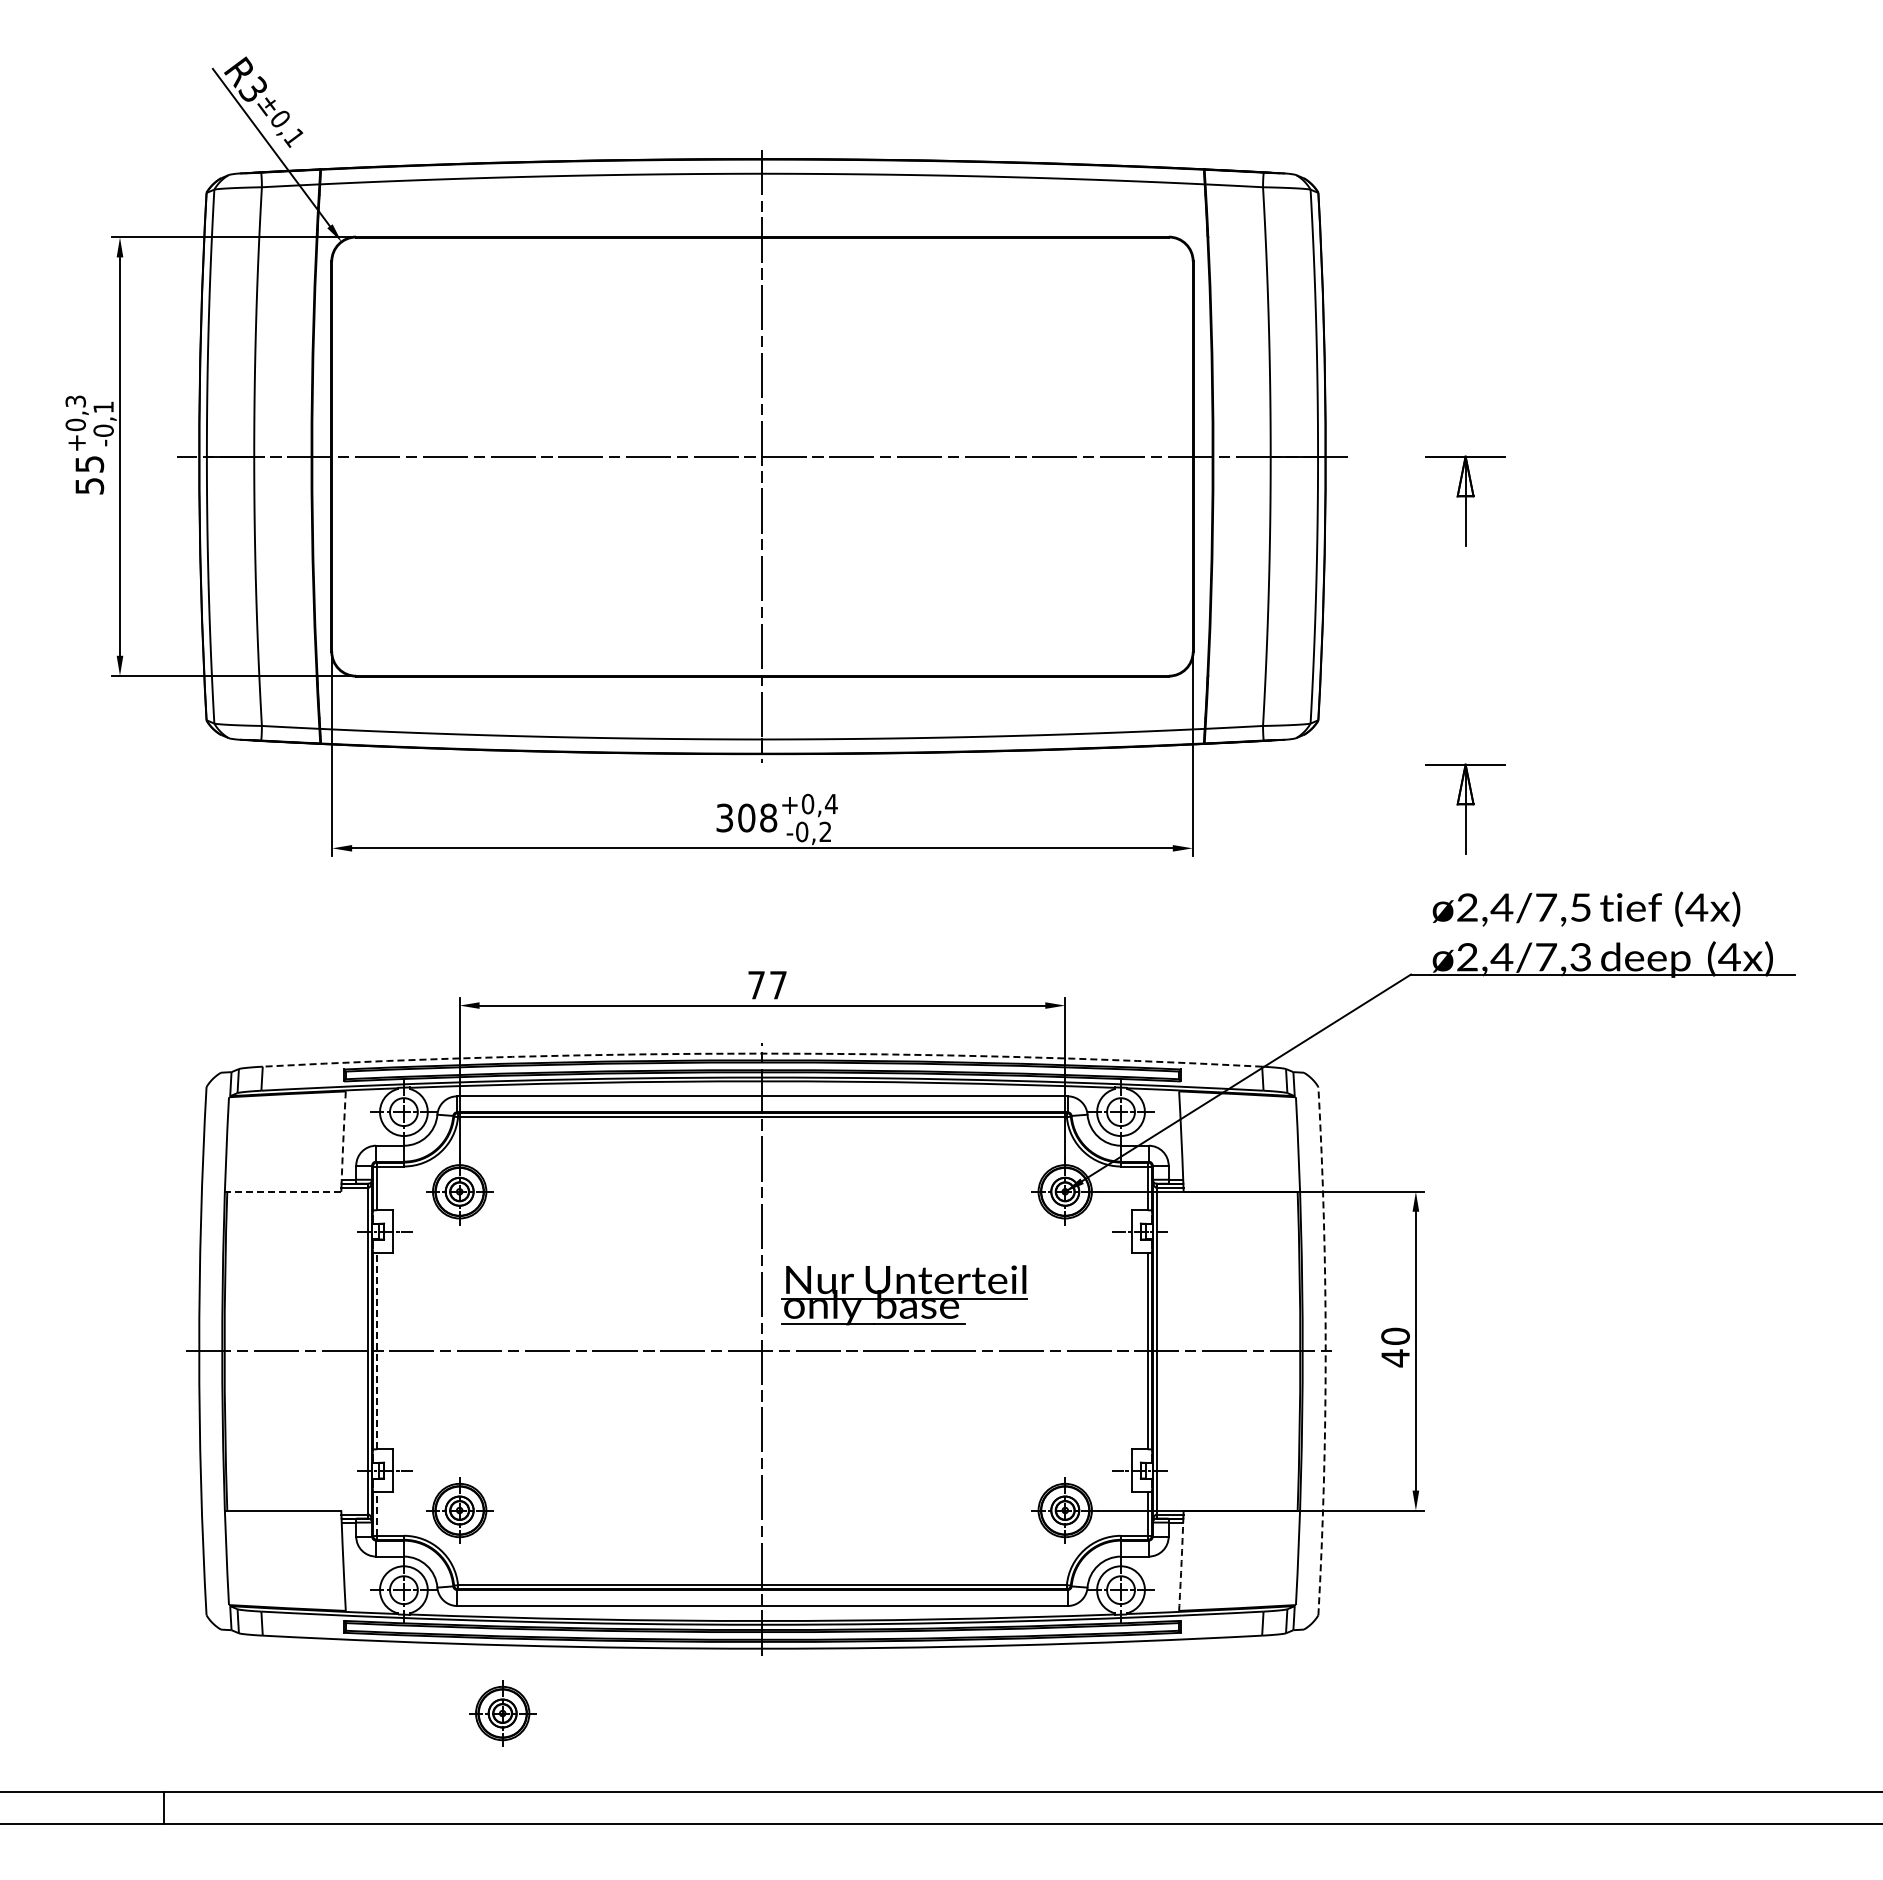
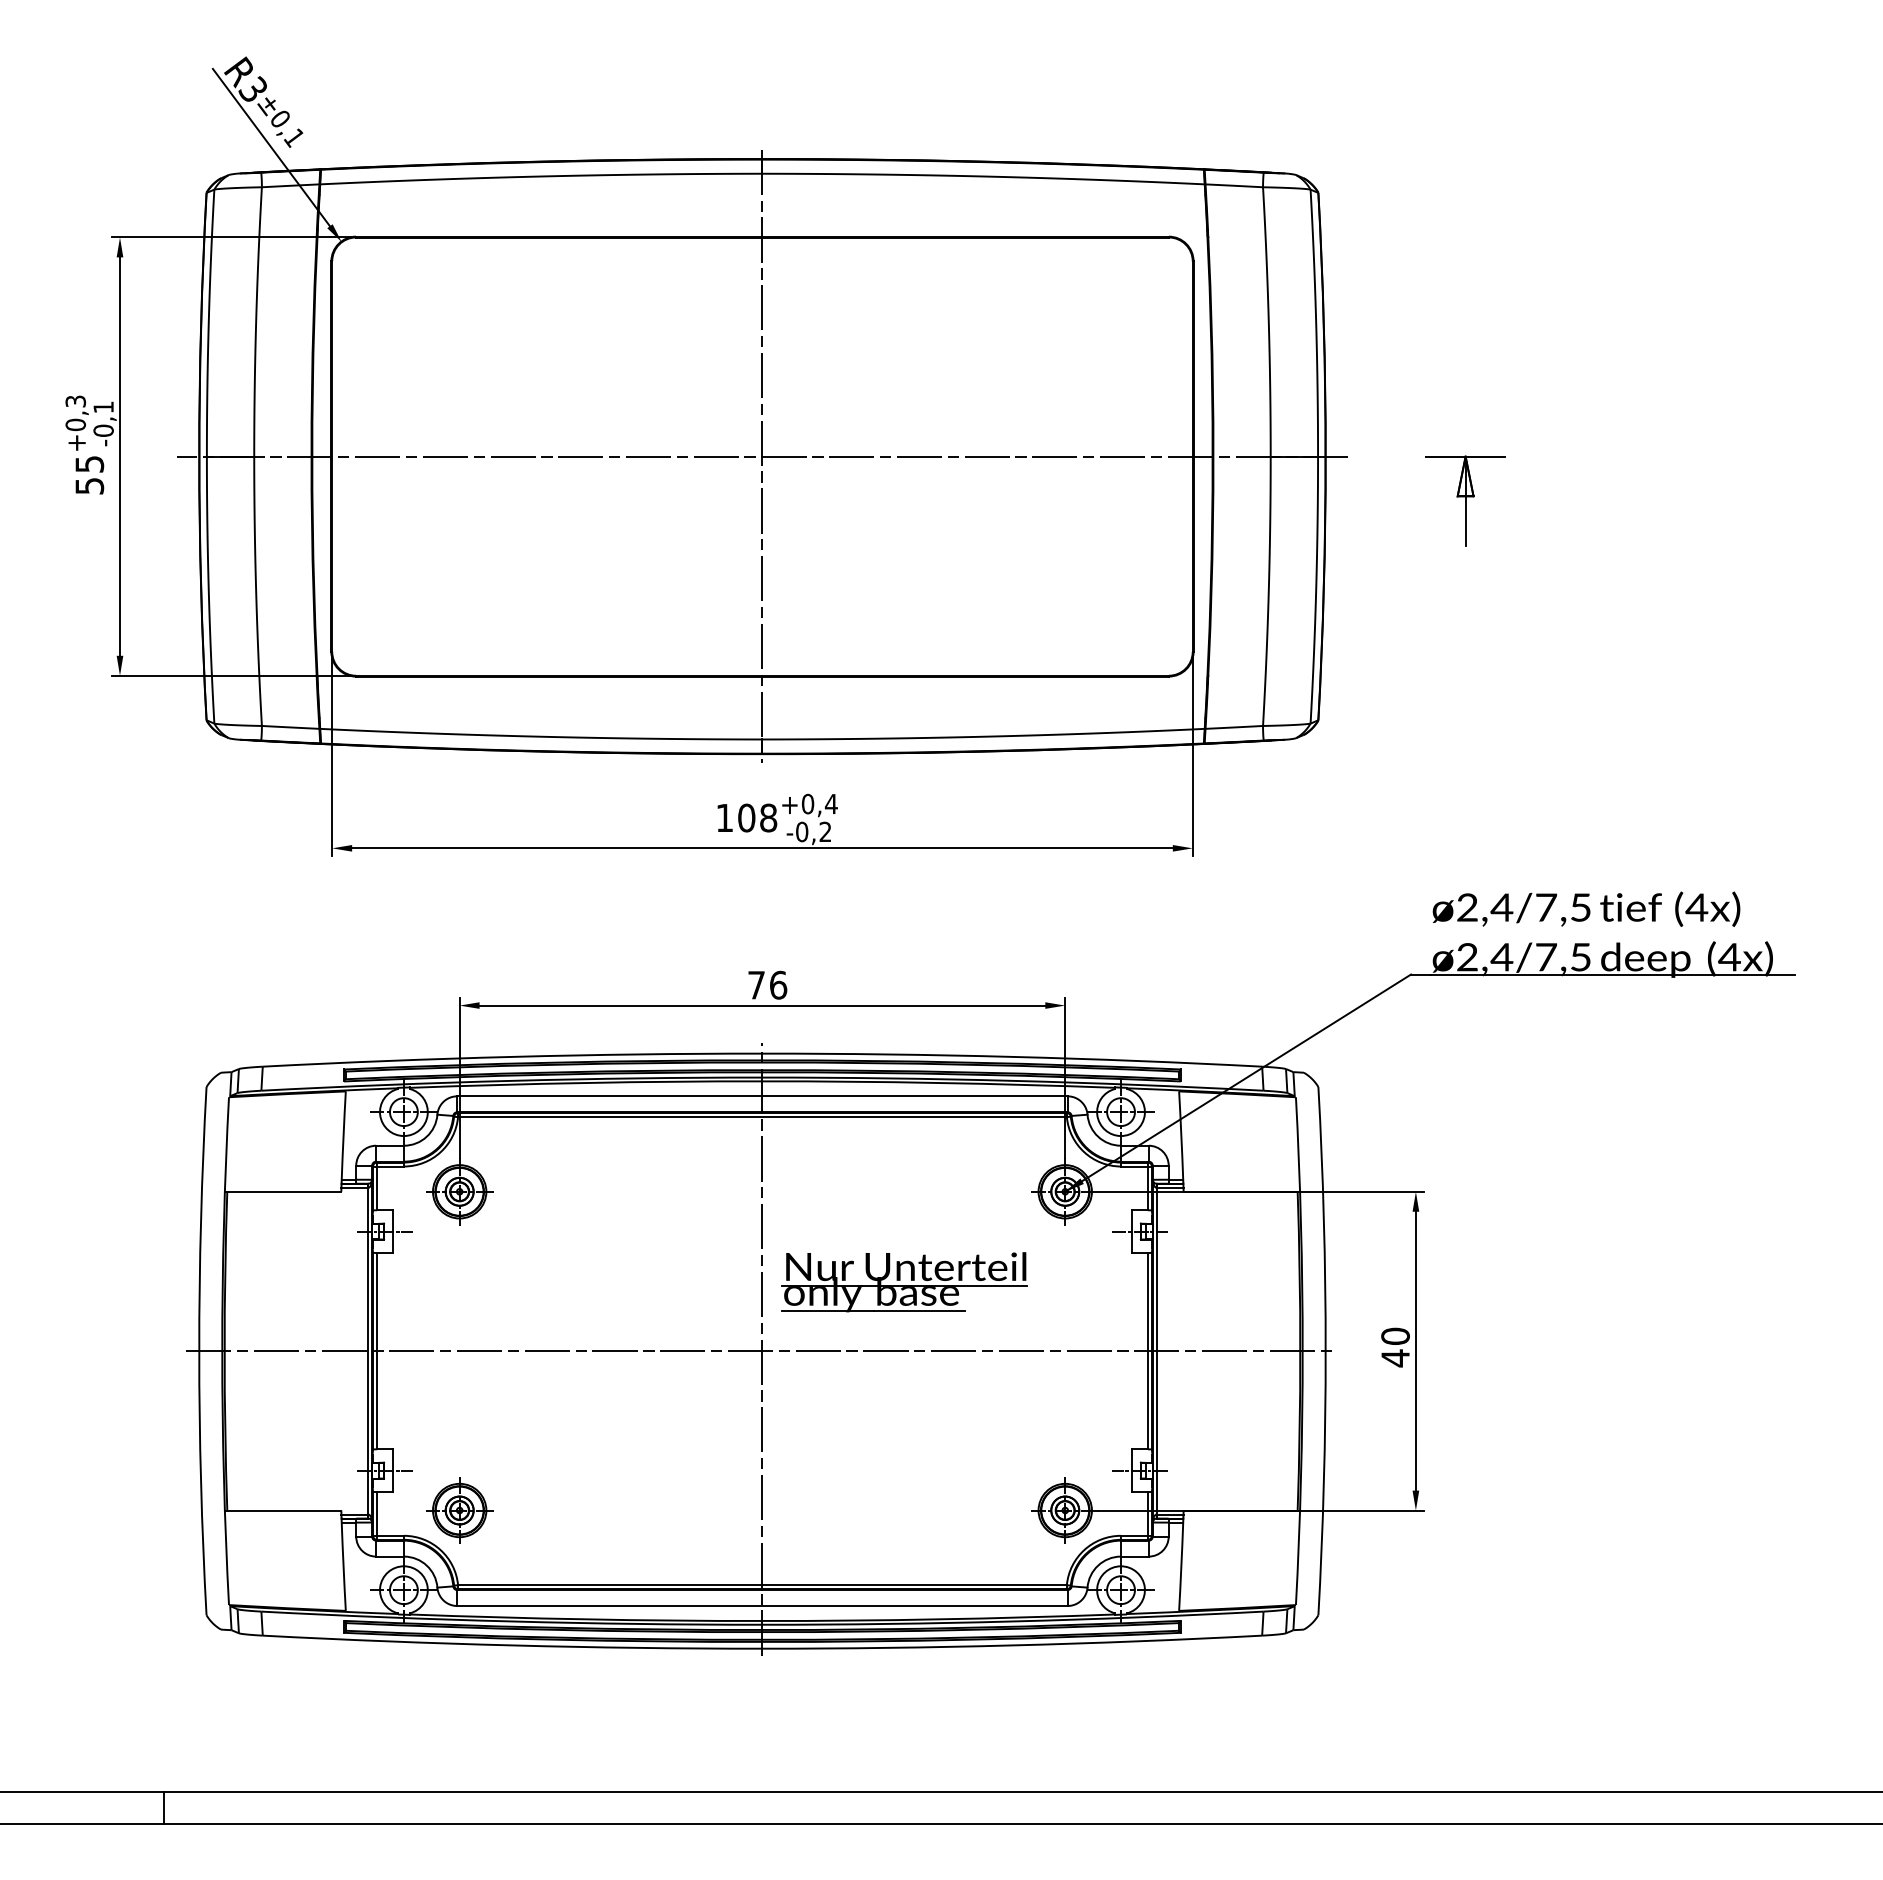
part: present -> none (1465, 808)
text: 308 -> 108 (724, 817)
text: ø2,4/7,3 -> ø2,4/7,5 (1580, 957)
text: 77 -> 76 (778, 984)
arc: dashed -> solid (762, 1053)
arc: dashed -> solid (343, 1135)
line: dashed -> solid (283, 1191)
part position: (904, 1295) -> (904, 1282) (904, 1282)
line: dashed -> solid (377, 1350)
arc: dashed -> solid (1325, 1351)
line: dashed -> solid (377, 1513)
arc: dashed -> solid (1181, 1566)
part: present -> none (502, 1713)
